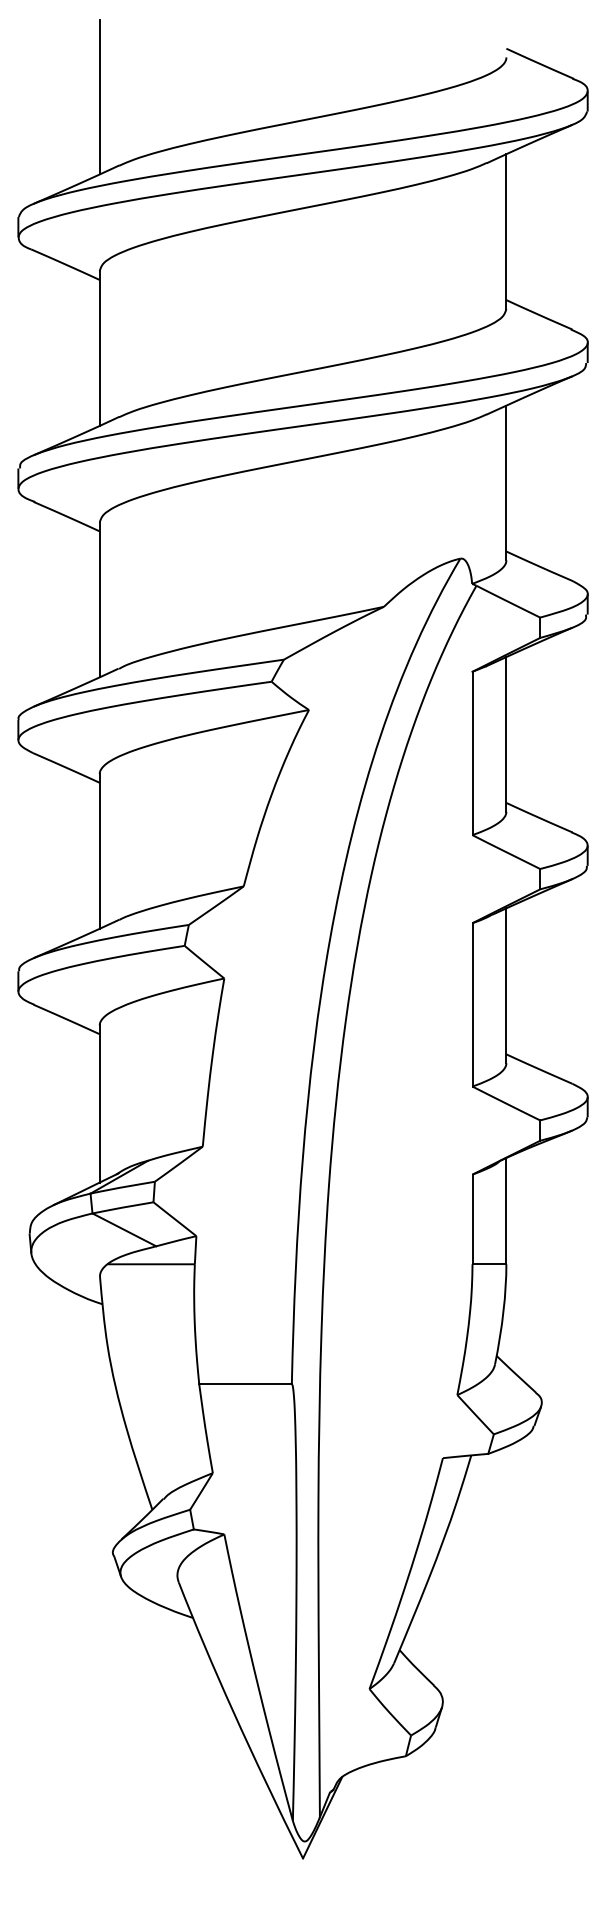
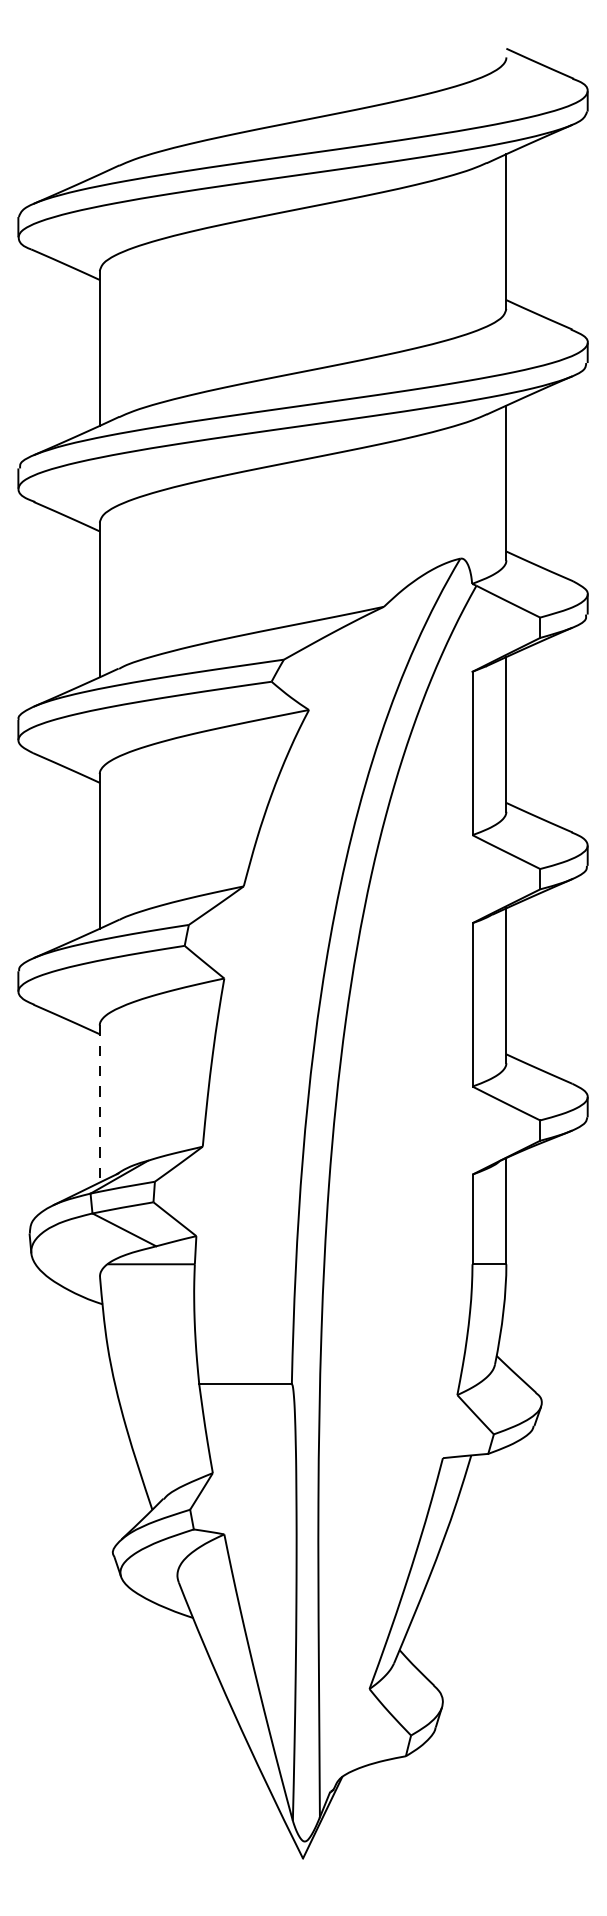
line: present -> none (99, 96)
line: solid -> dashed (99, 1104)
